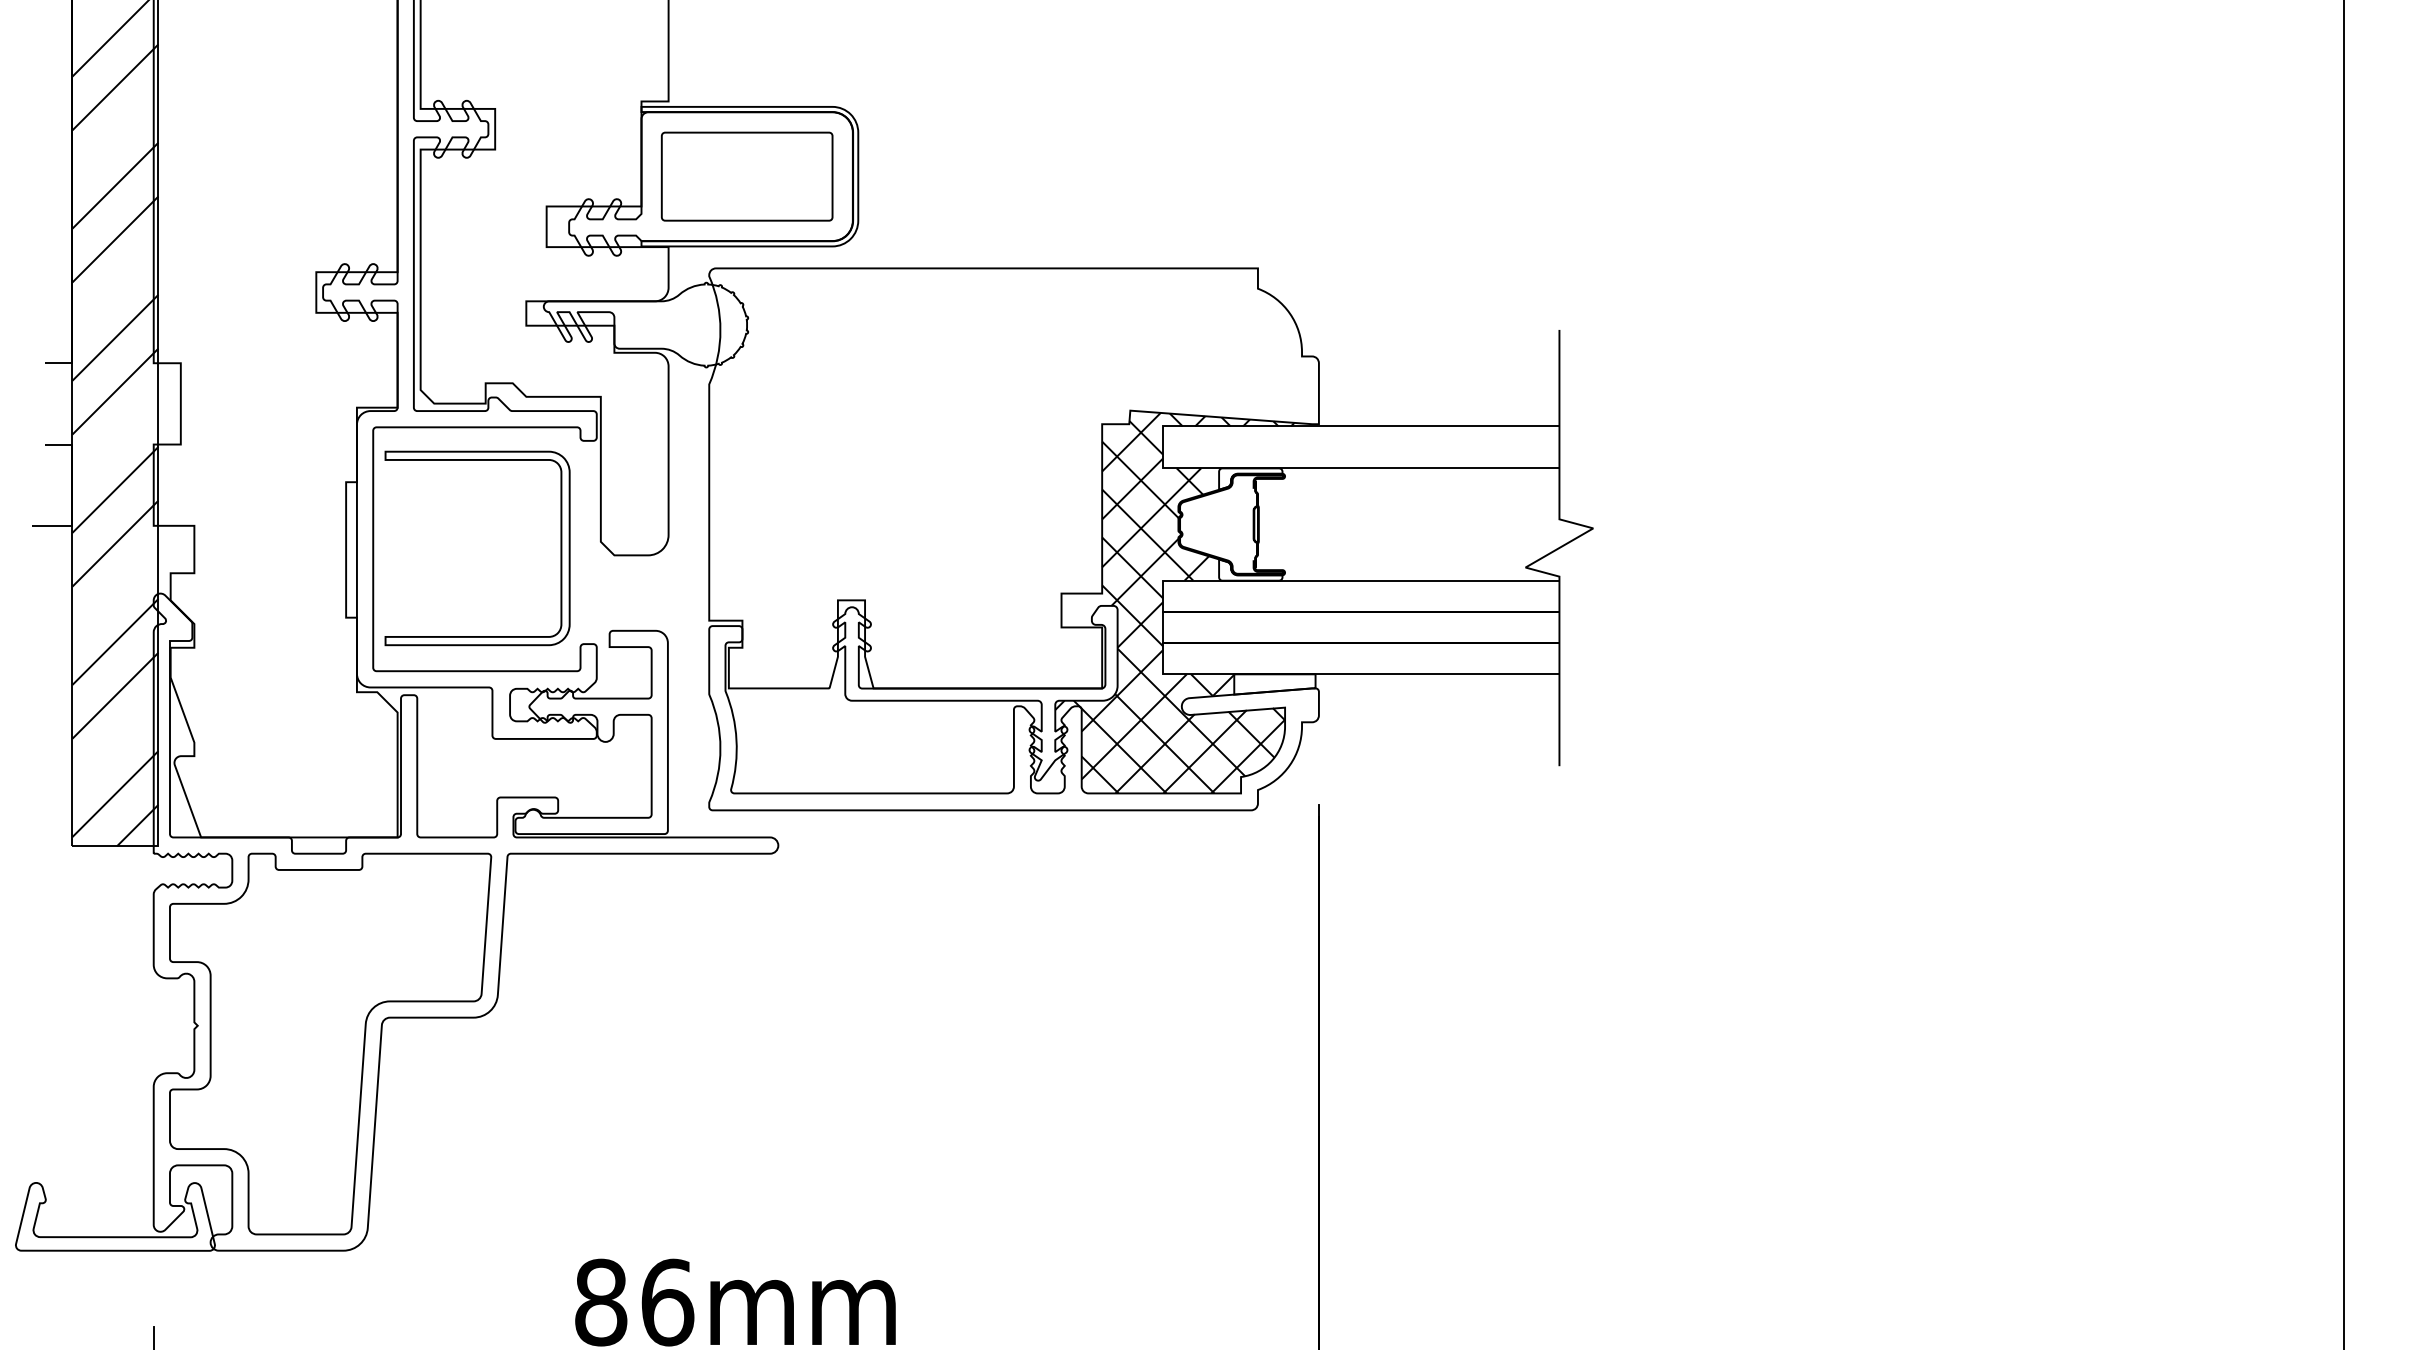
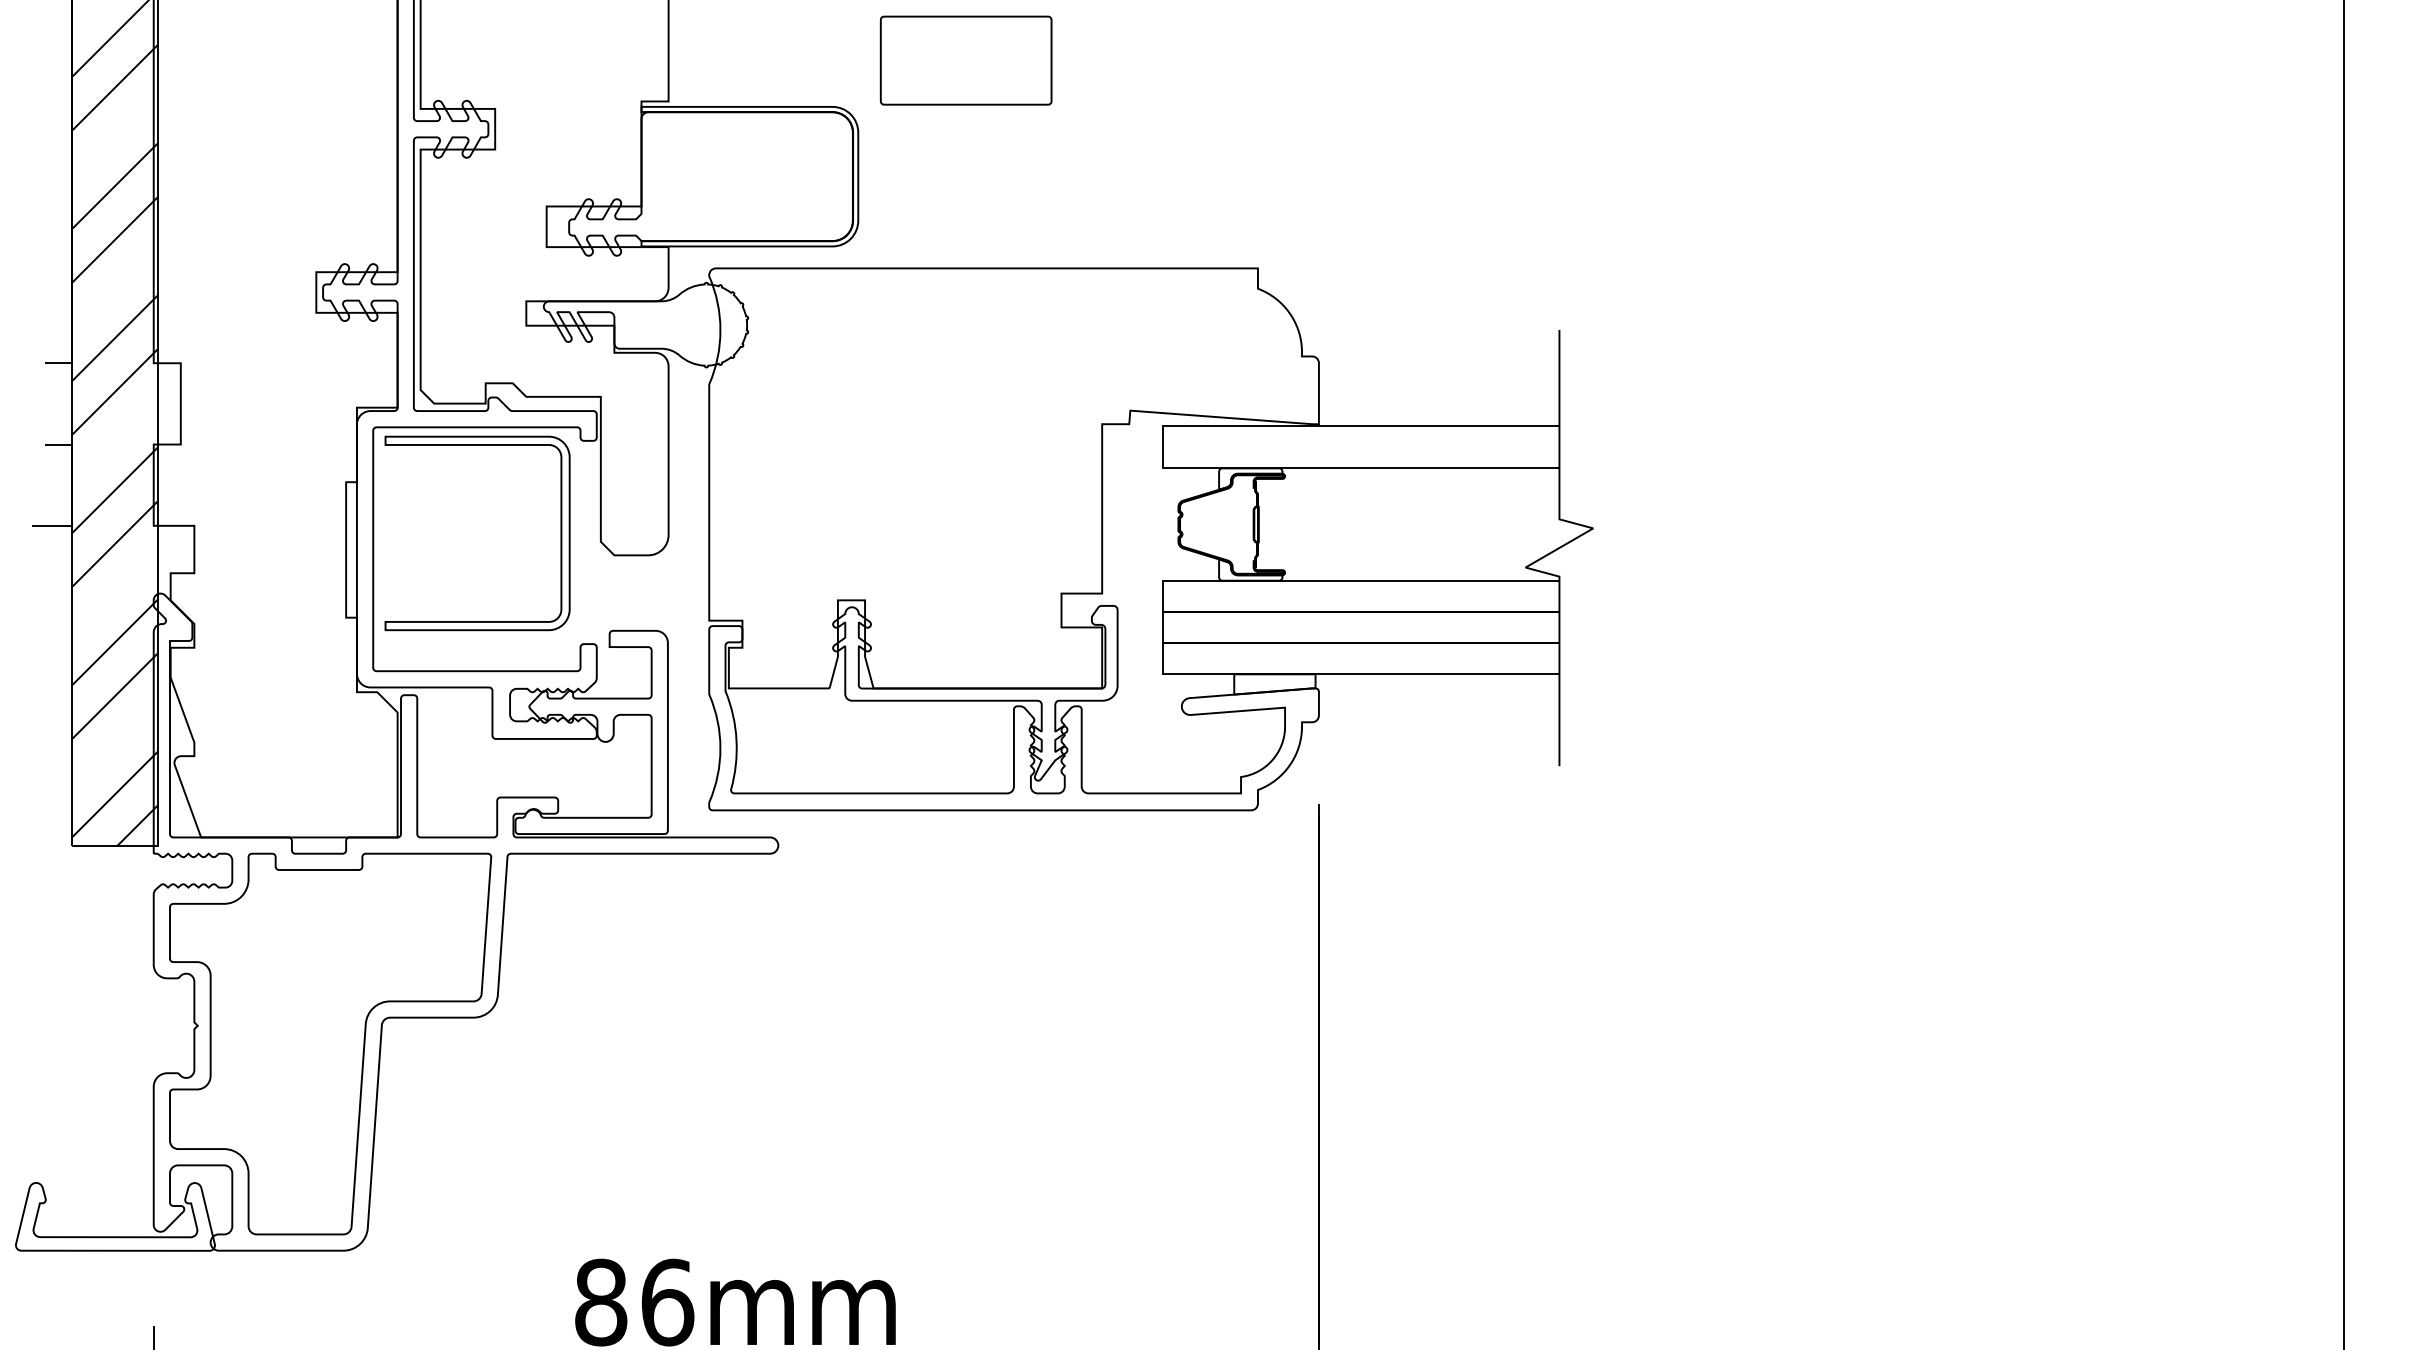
part position: (746, 176) -> (965, 60) (965, 60)
part position: (560, 548) -> (560, 533) (560, 533)
hatch: present -> none (1174, 602)
